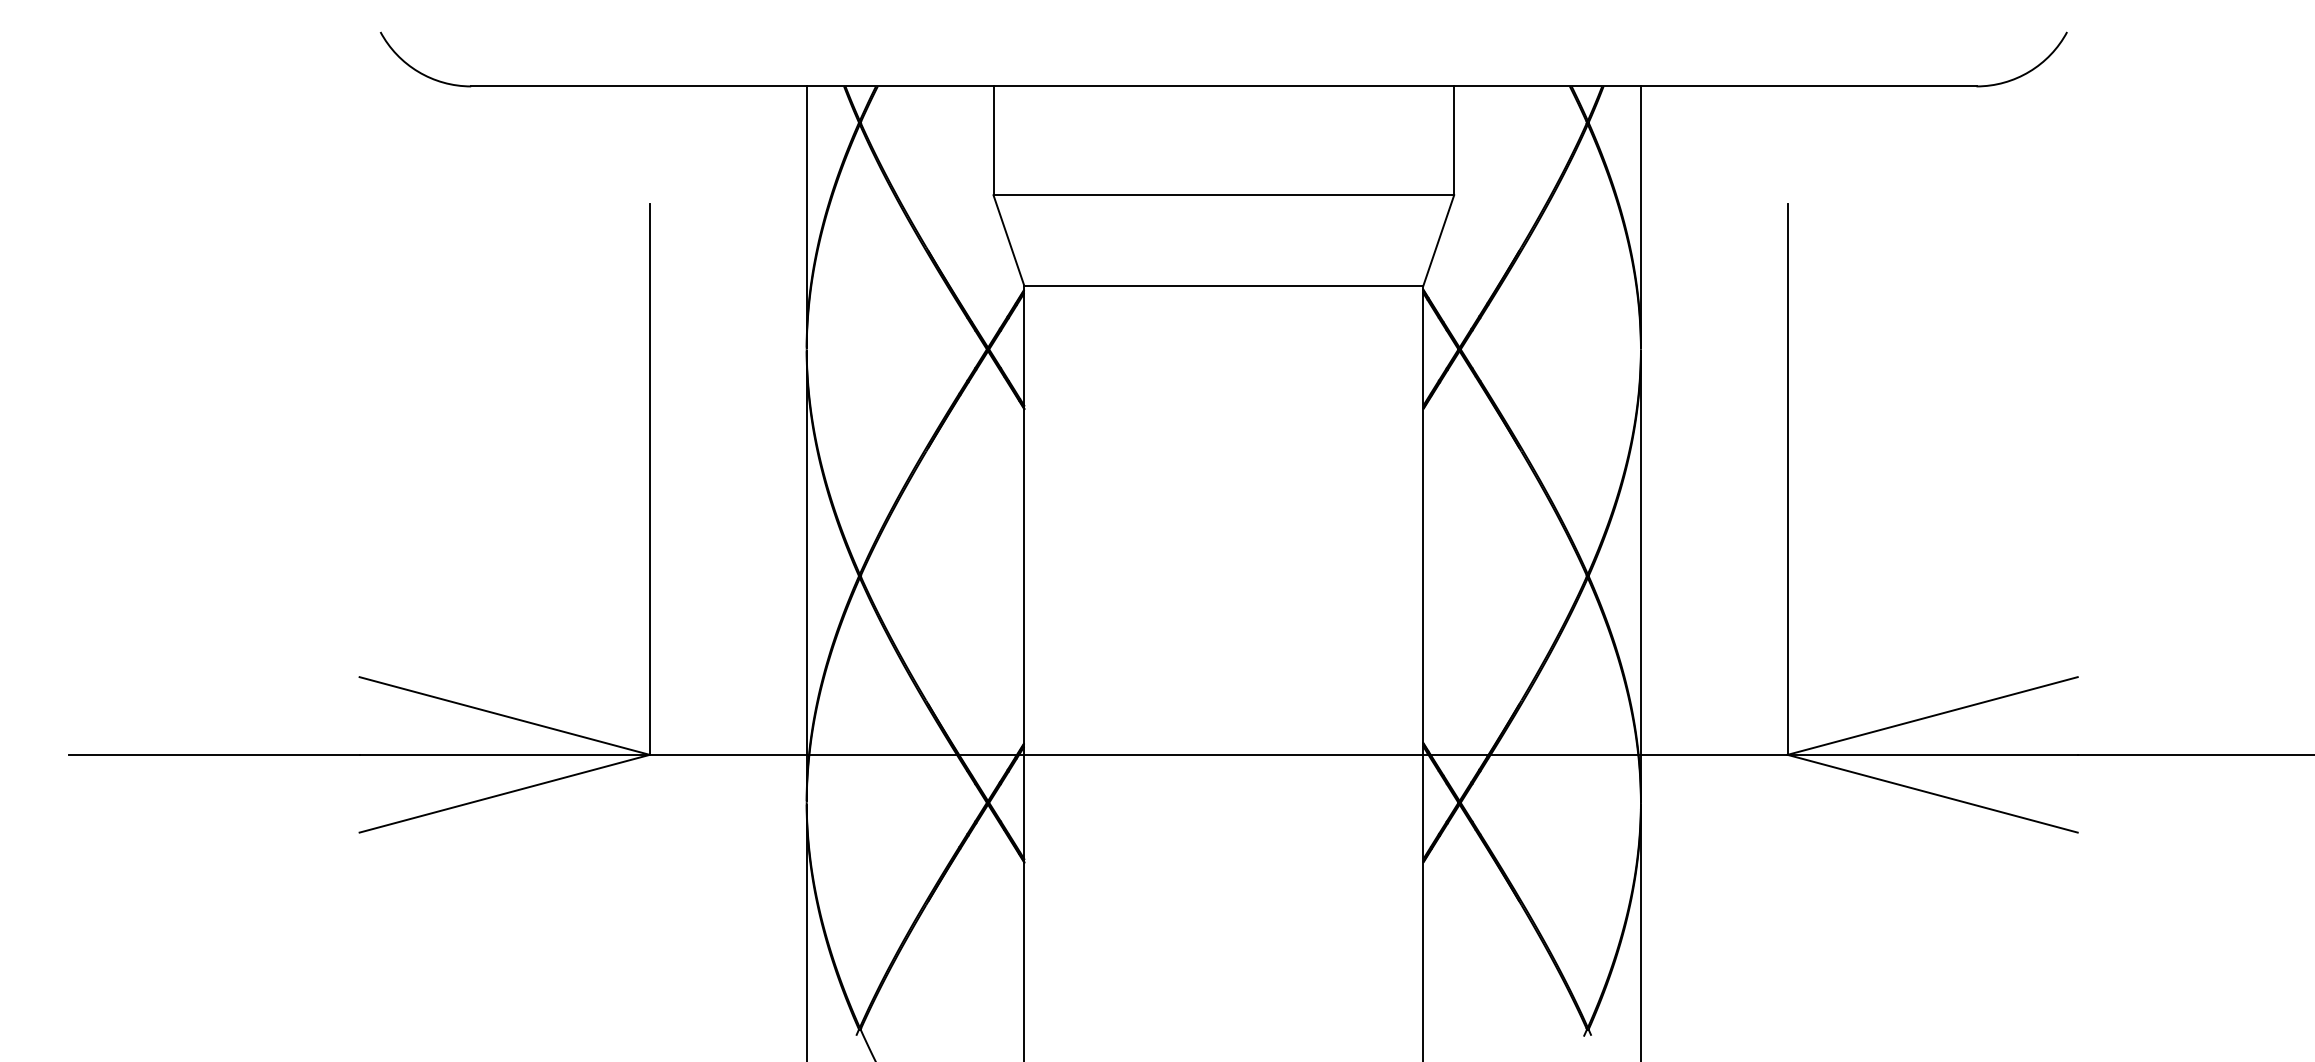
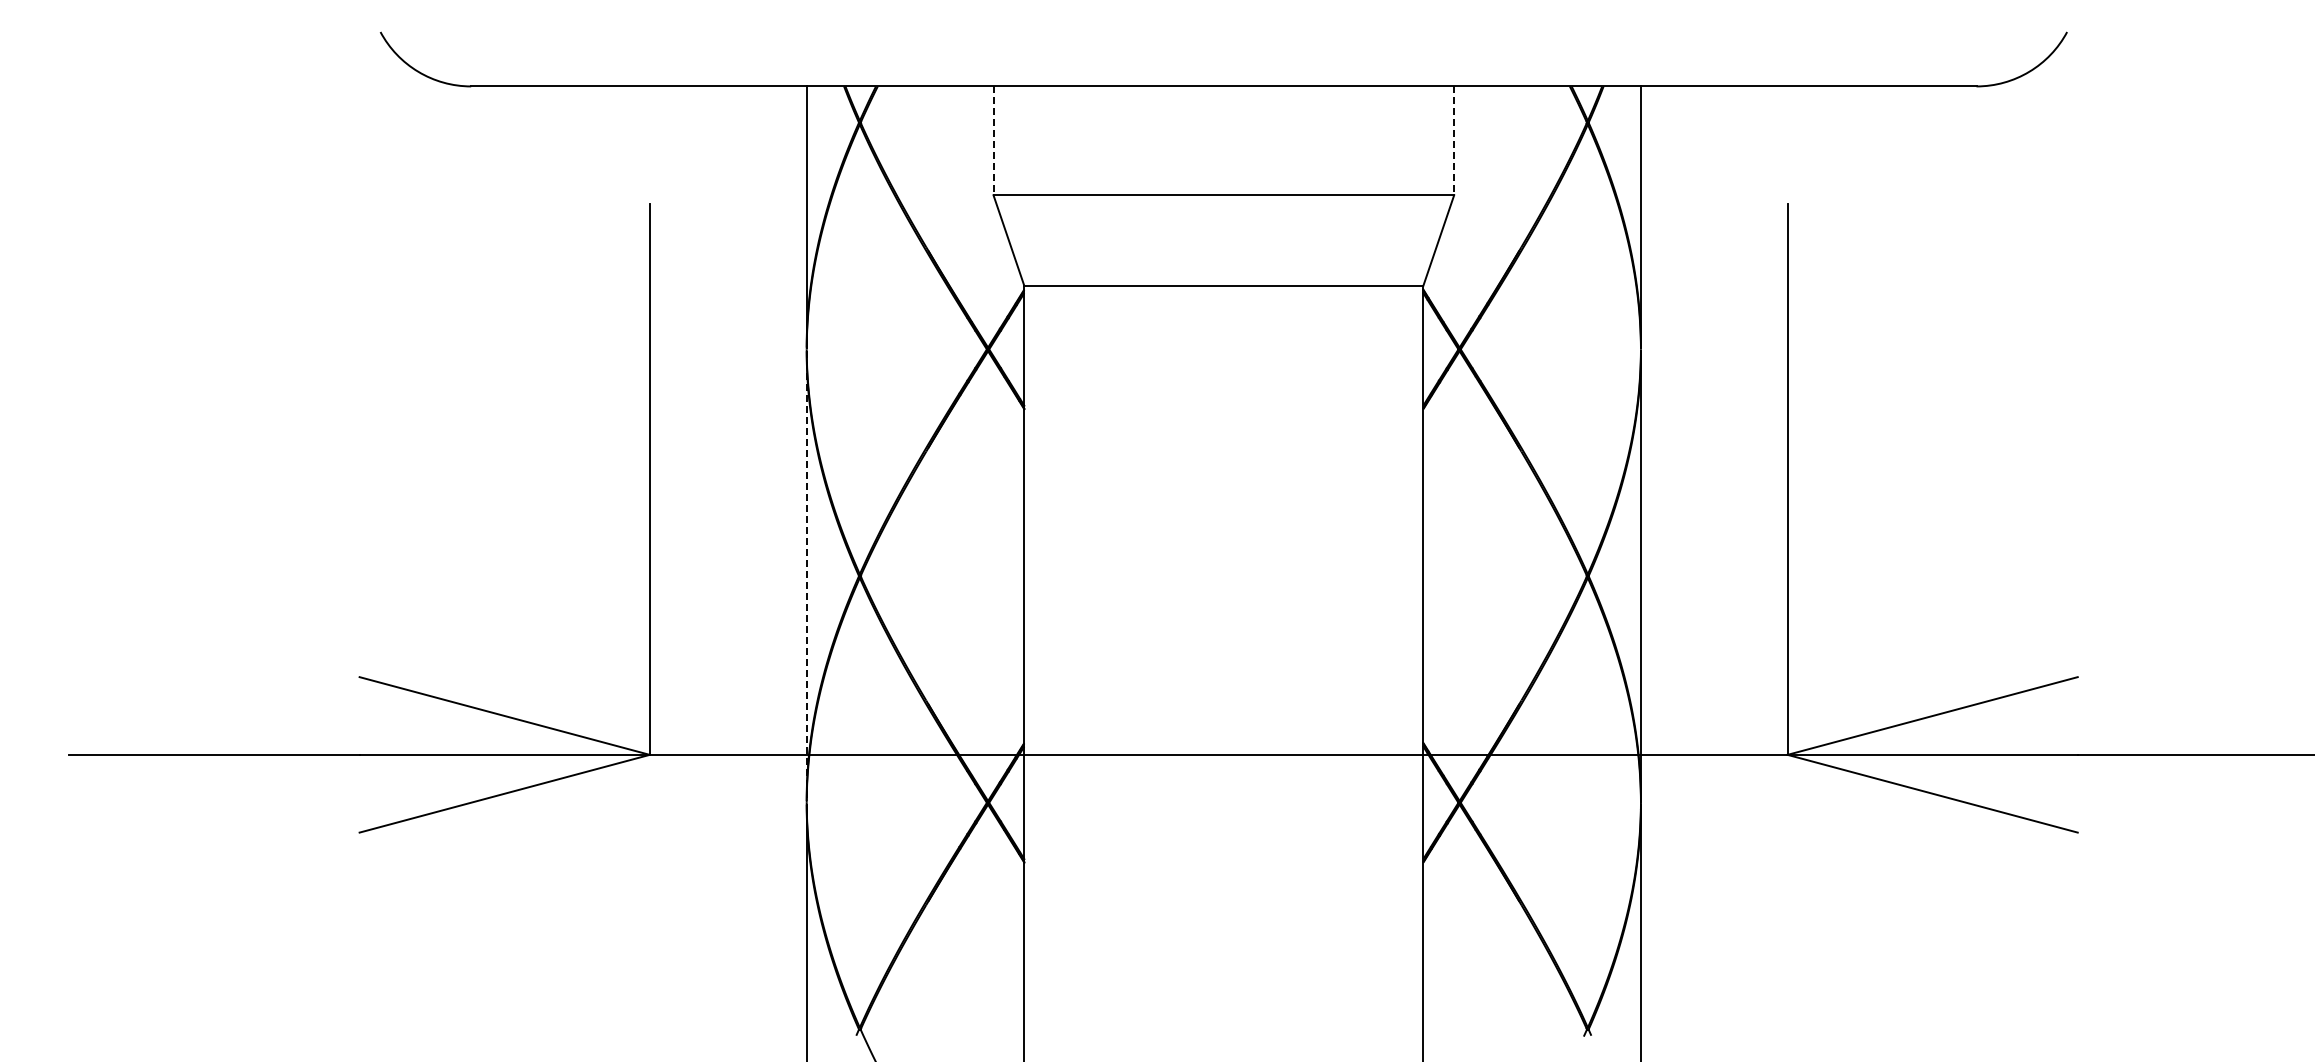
line: solid -> dashed (993, 141)
line: solid -> dashed (1454, 141)
line: solid -> dashed (806, 576)
